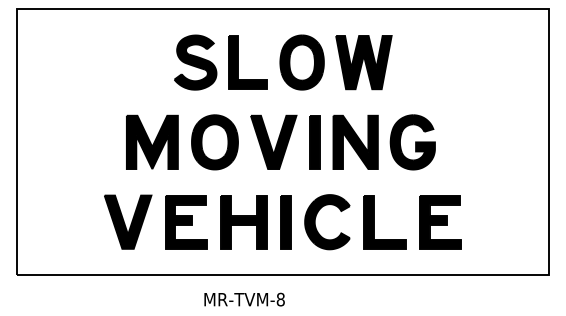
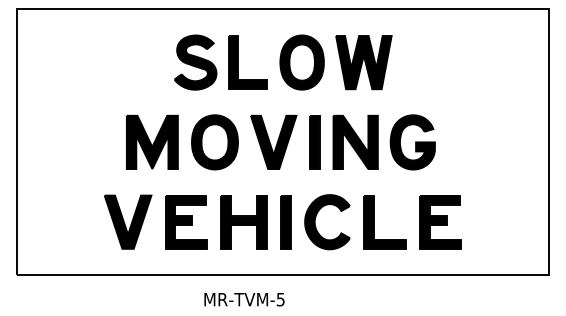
text: MR-TVM-8 -> MR-TVM-5 (280, 299)
